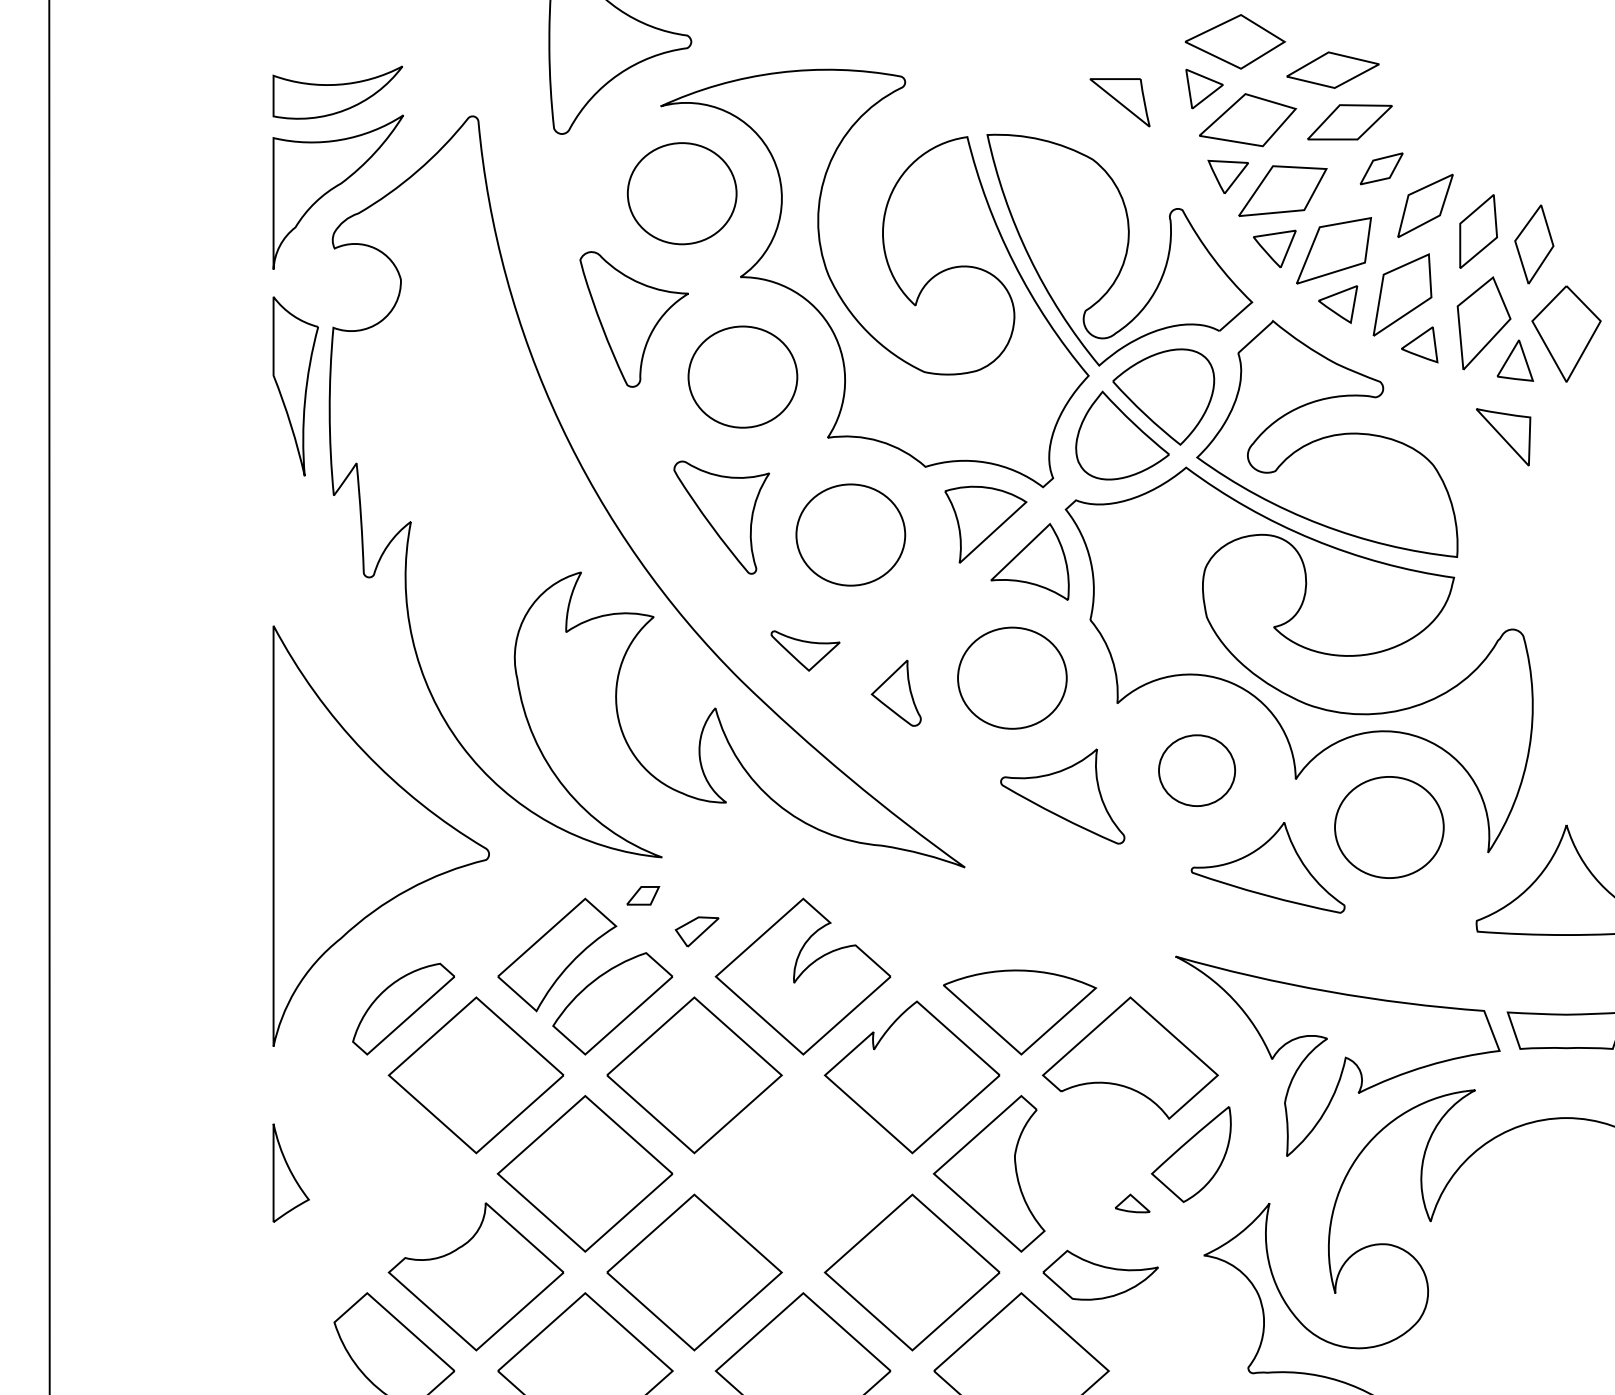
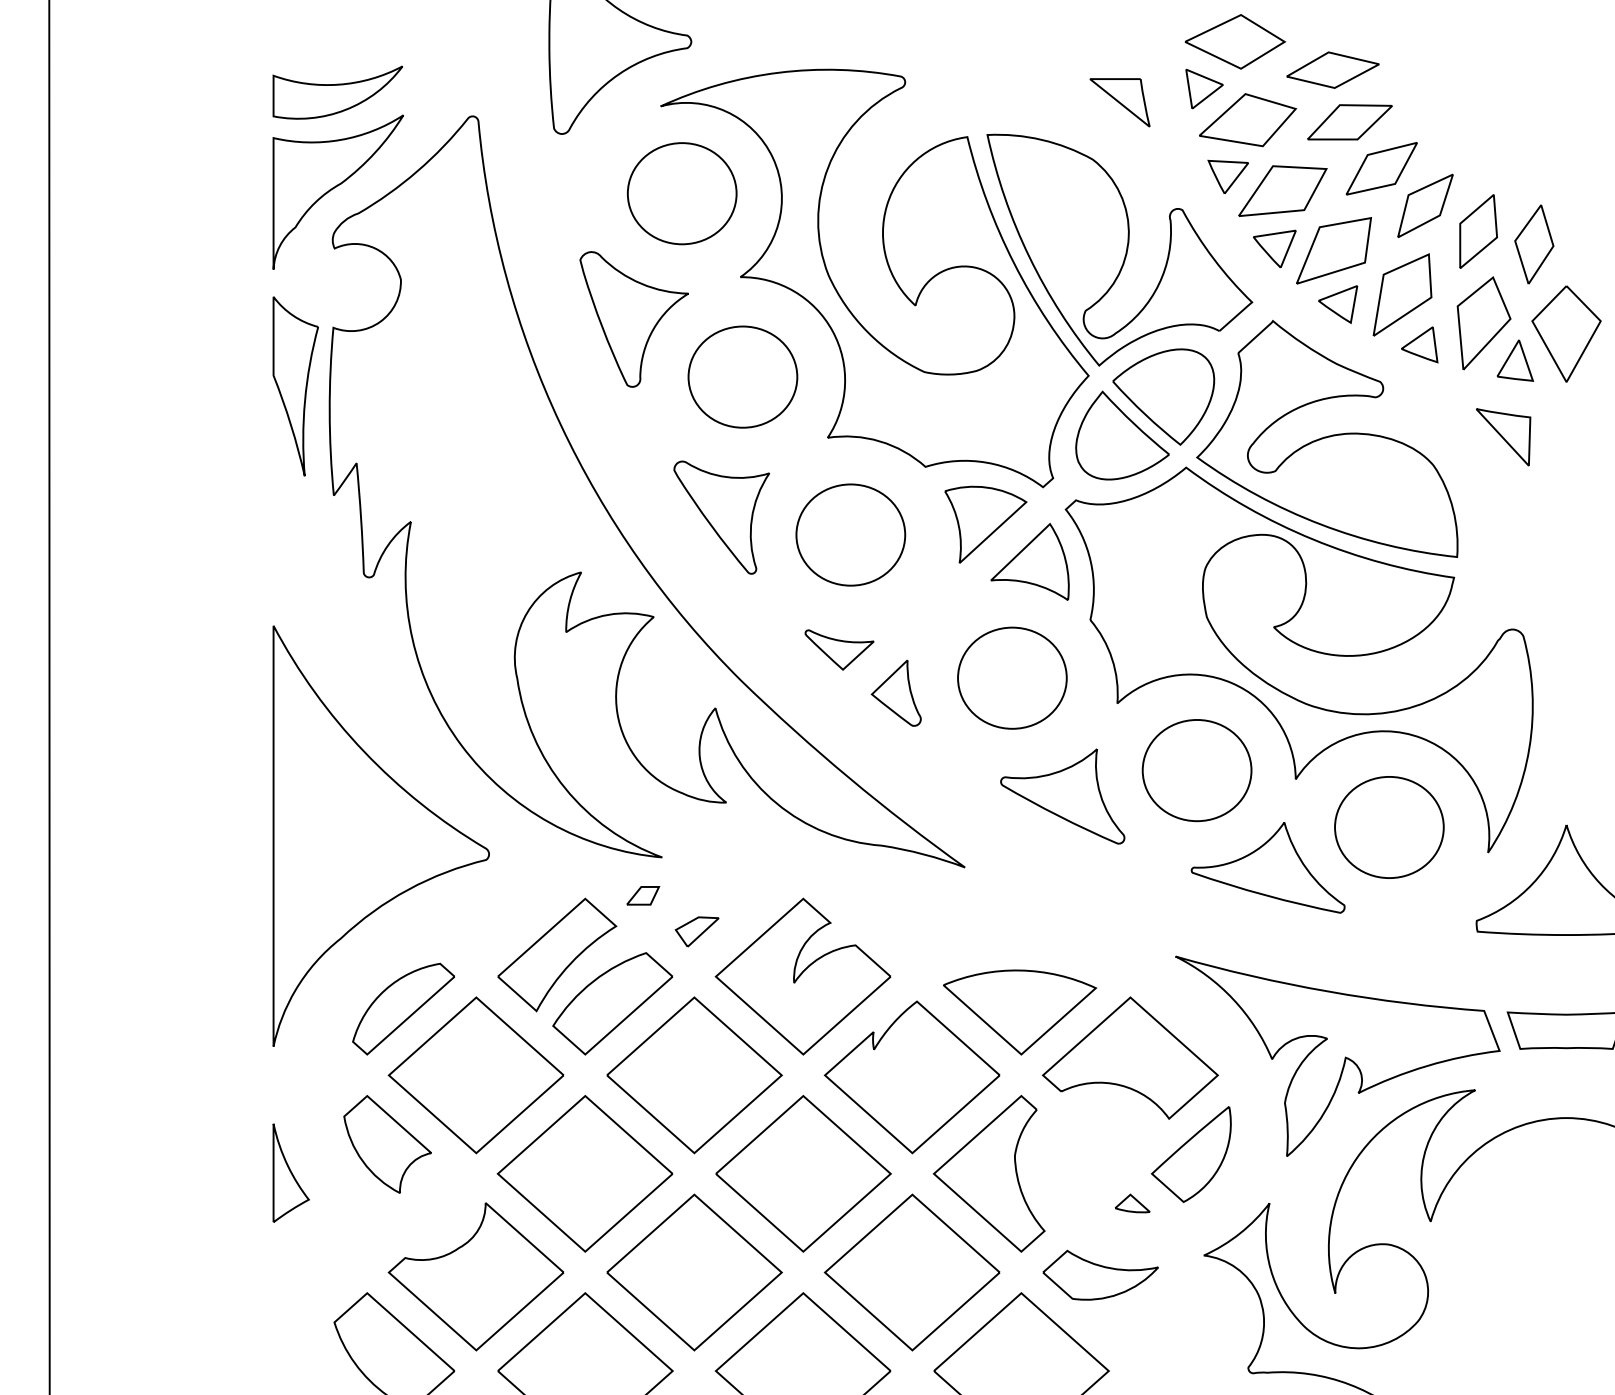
part size: 45x34 px -> 73x54 px (1381, 168)
part position: (805, 650) -> (839, 649) (839, 649)
part size: 78x73 px -> 112x104 px (1196, 770)
part: none -> present (387, 1144)
part: none -> present (803, 1173)
